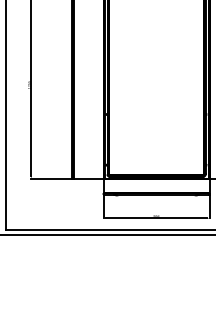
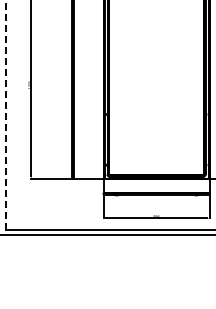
line: solid -> dashed (6, 115)
